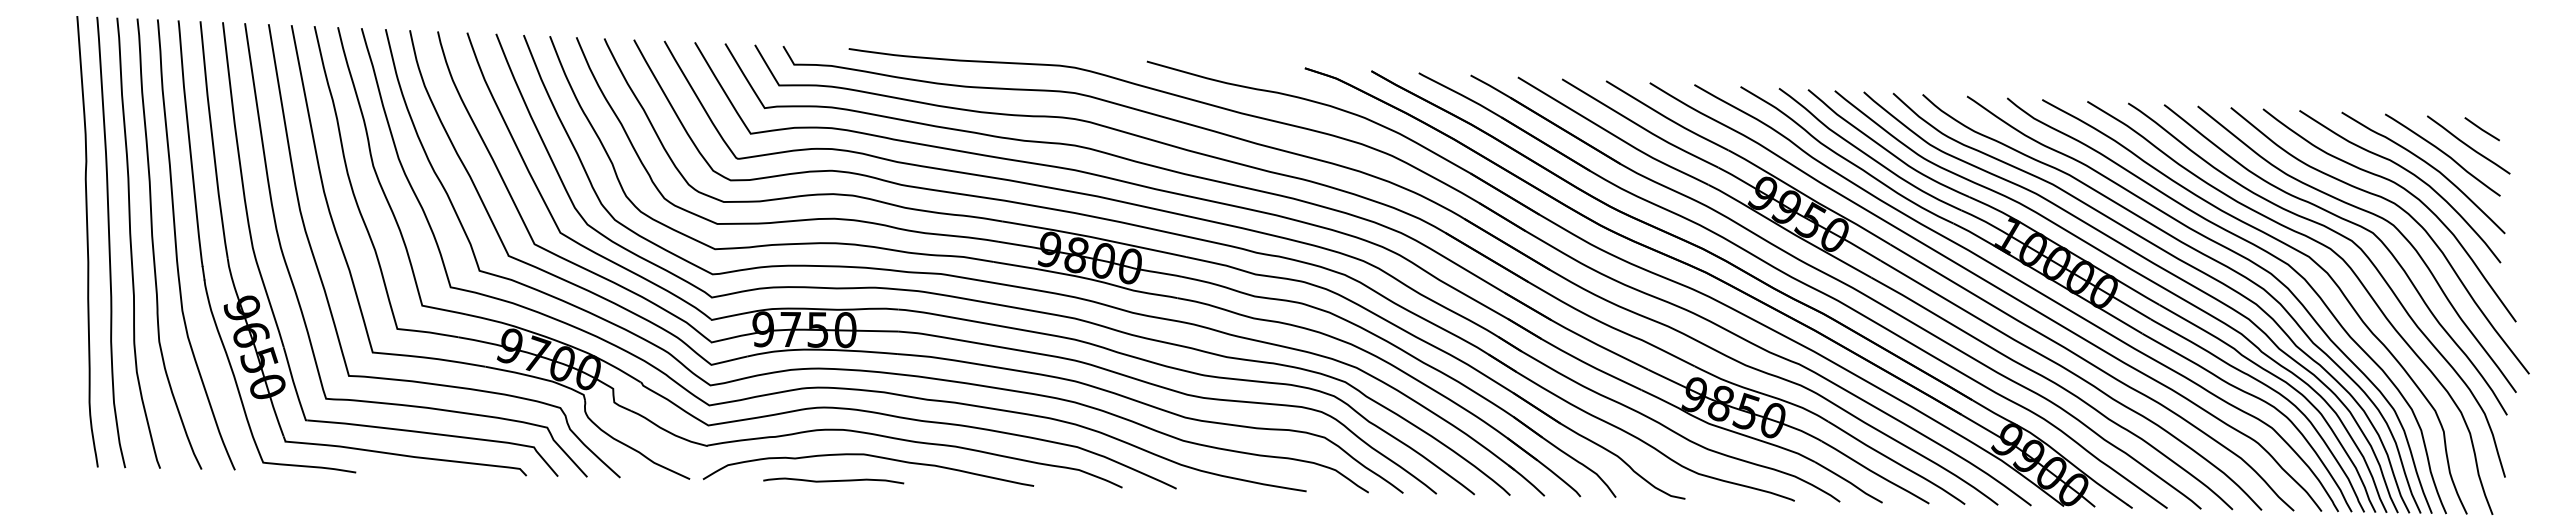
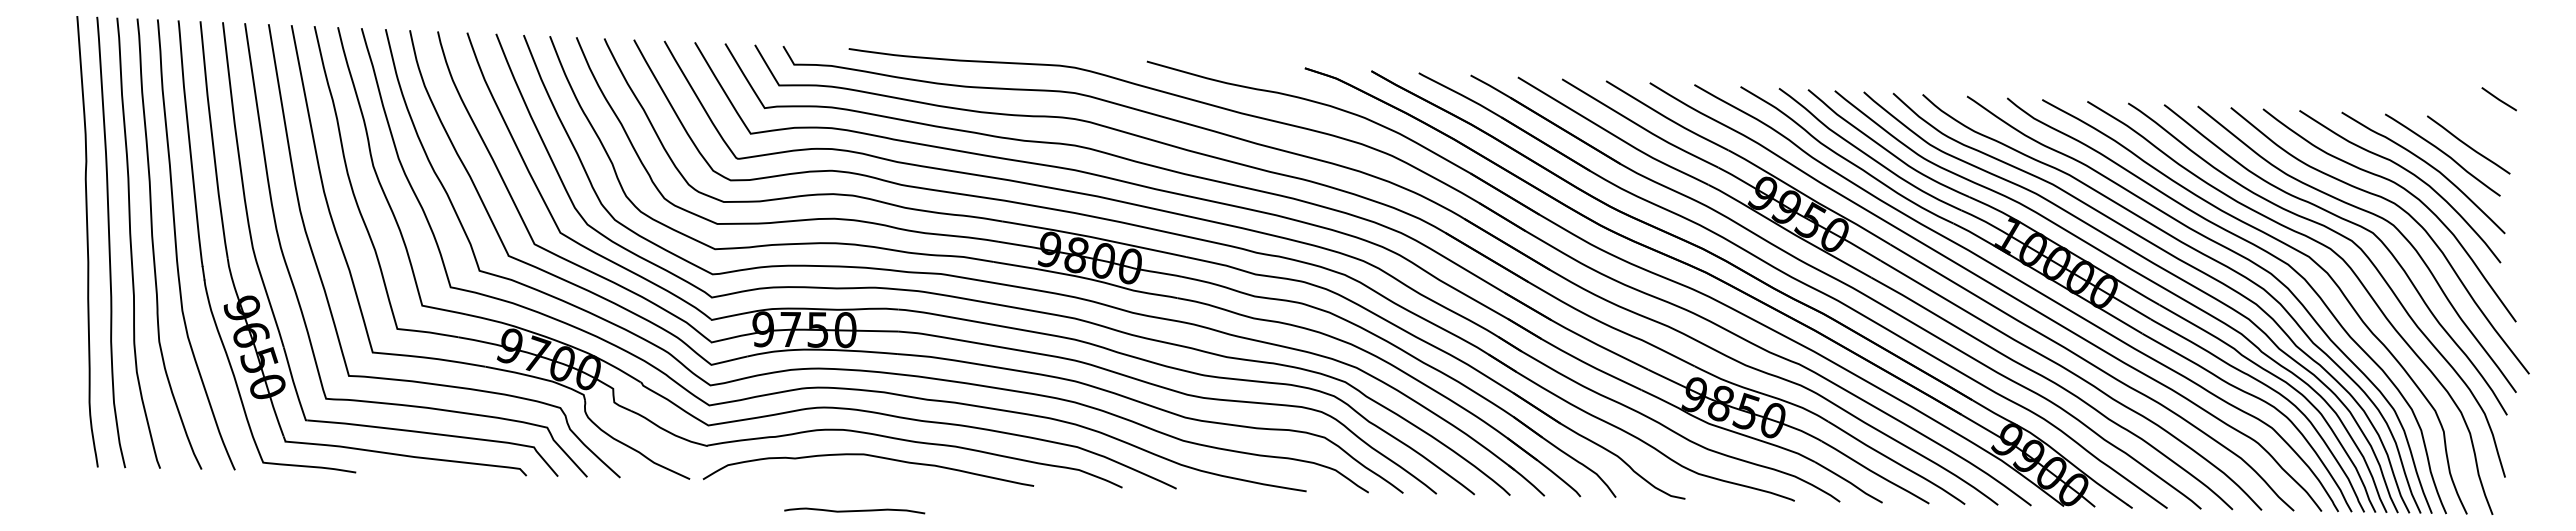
line position: (2481, 129) -> (2498, 99) (2498, 99)
curve position: (833, 480) -> (854, 510) (854, 510)
